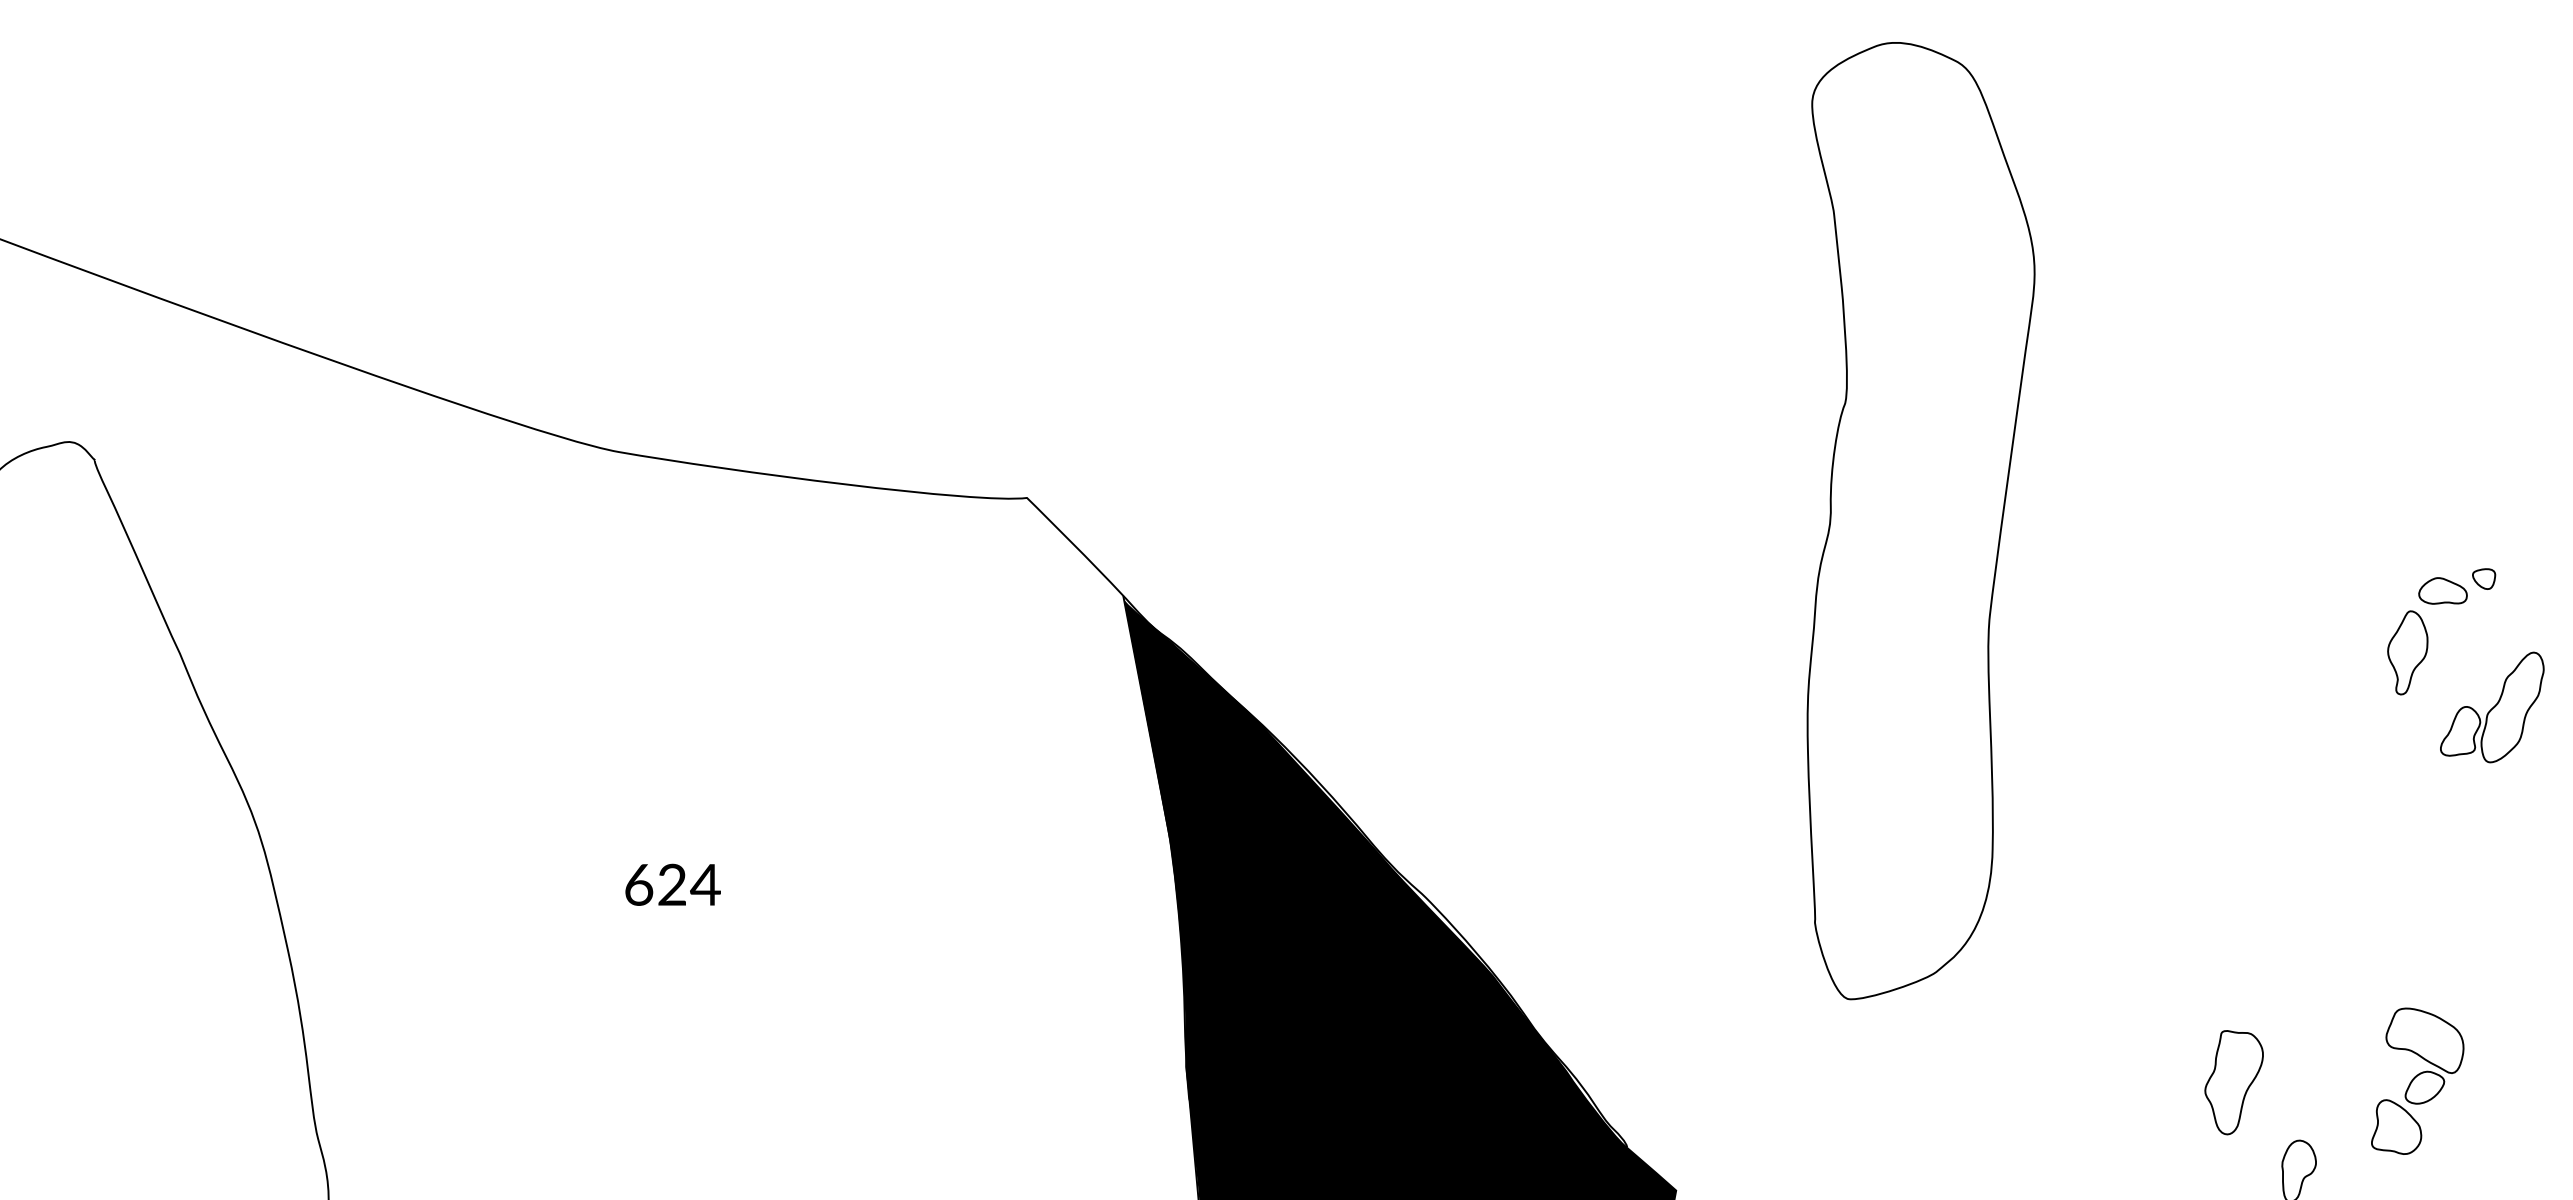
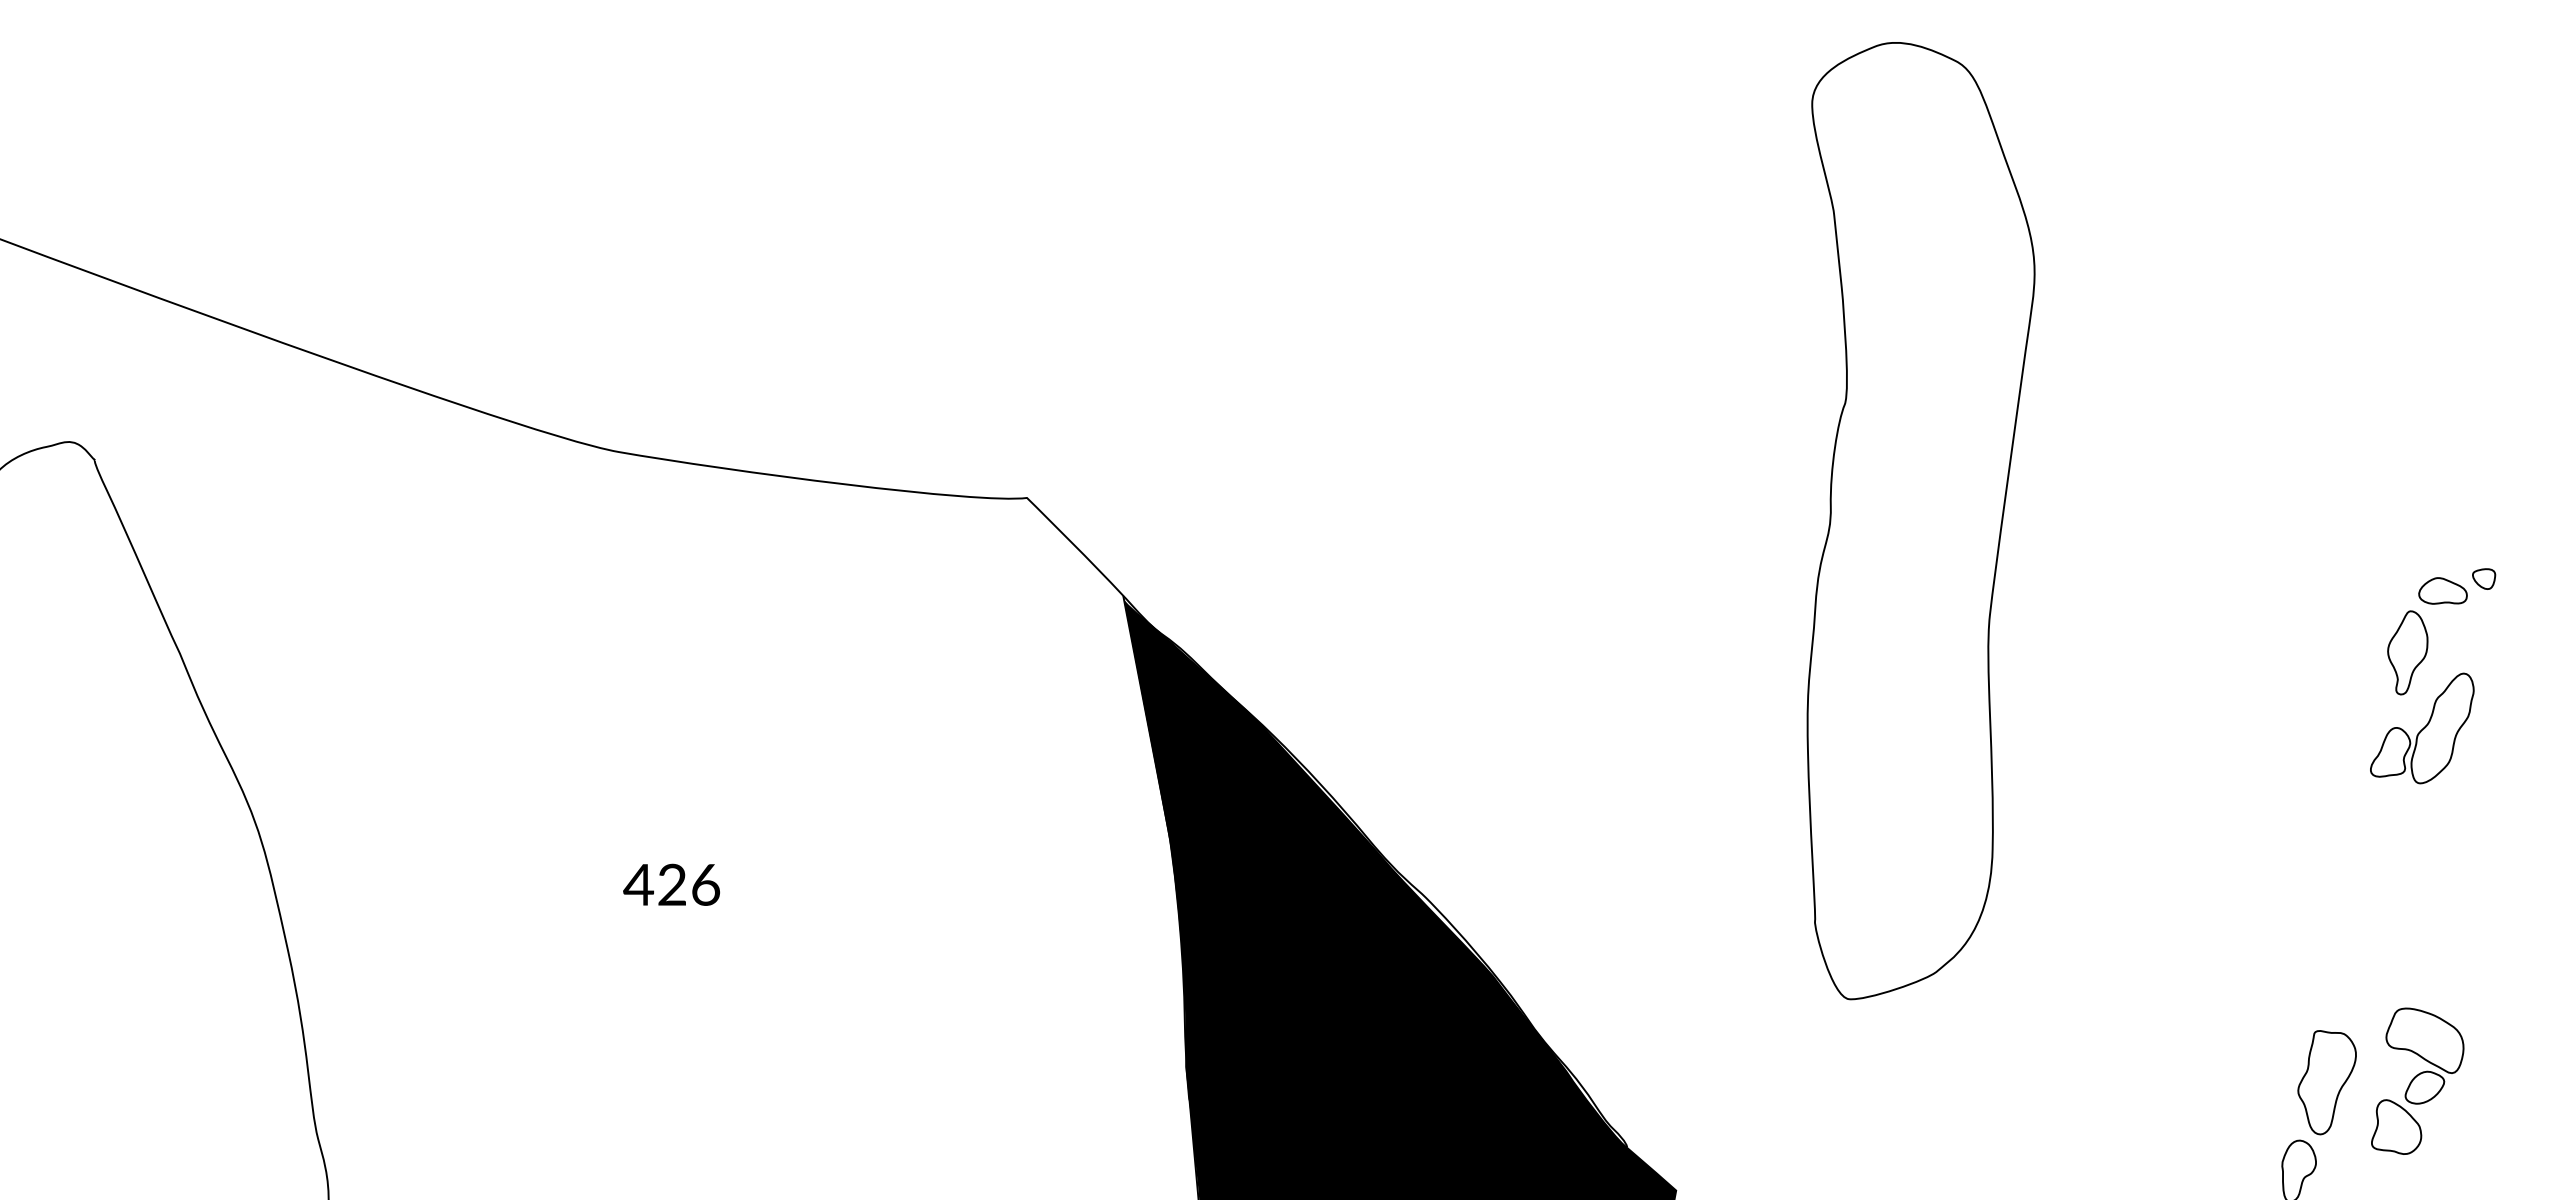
part position: (2492, 707) -> (2422, 728) (2422, 728)
text: 624 -> 426 (671, 884)
part position: (2233, 1082) -> (2326, 1082) (2326, 1082)
